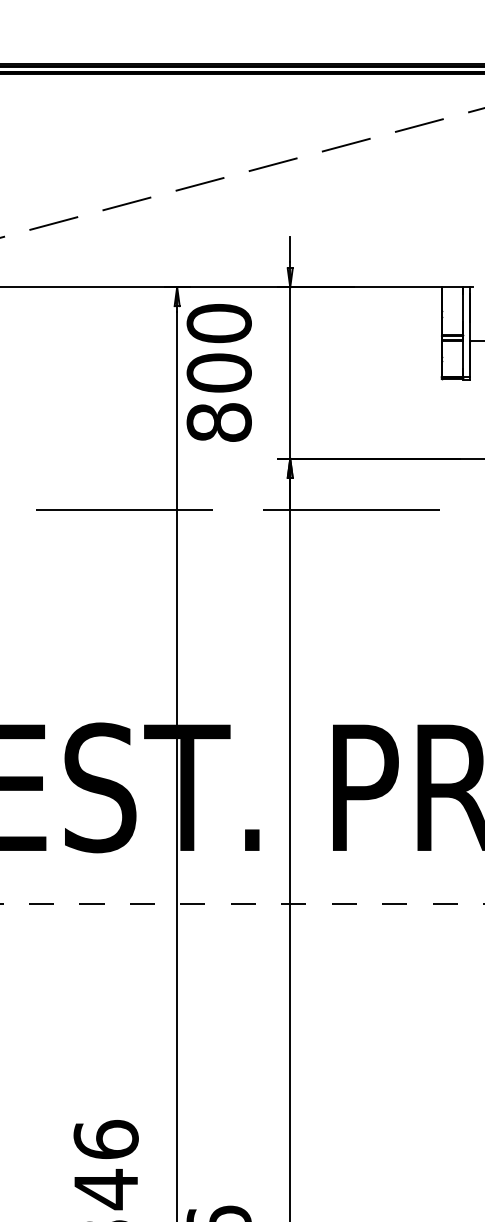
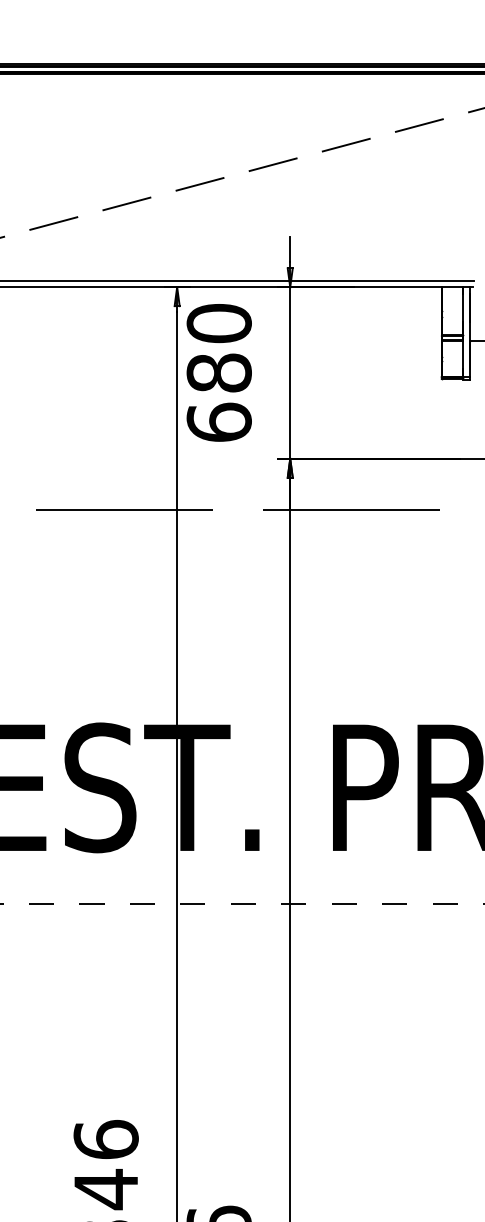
line: none -> present (237, 280)
text: 800 -> 680 (218, 397)
